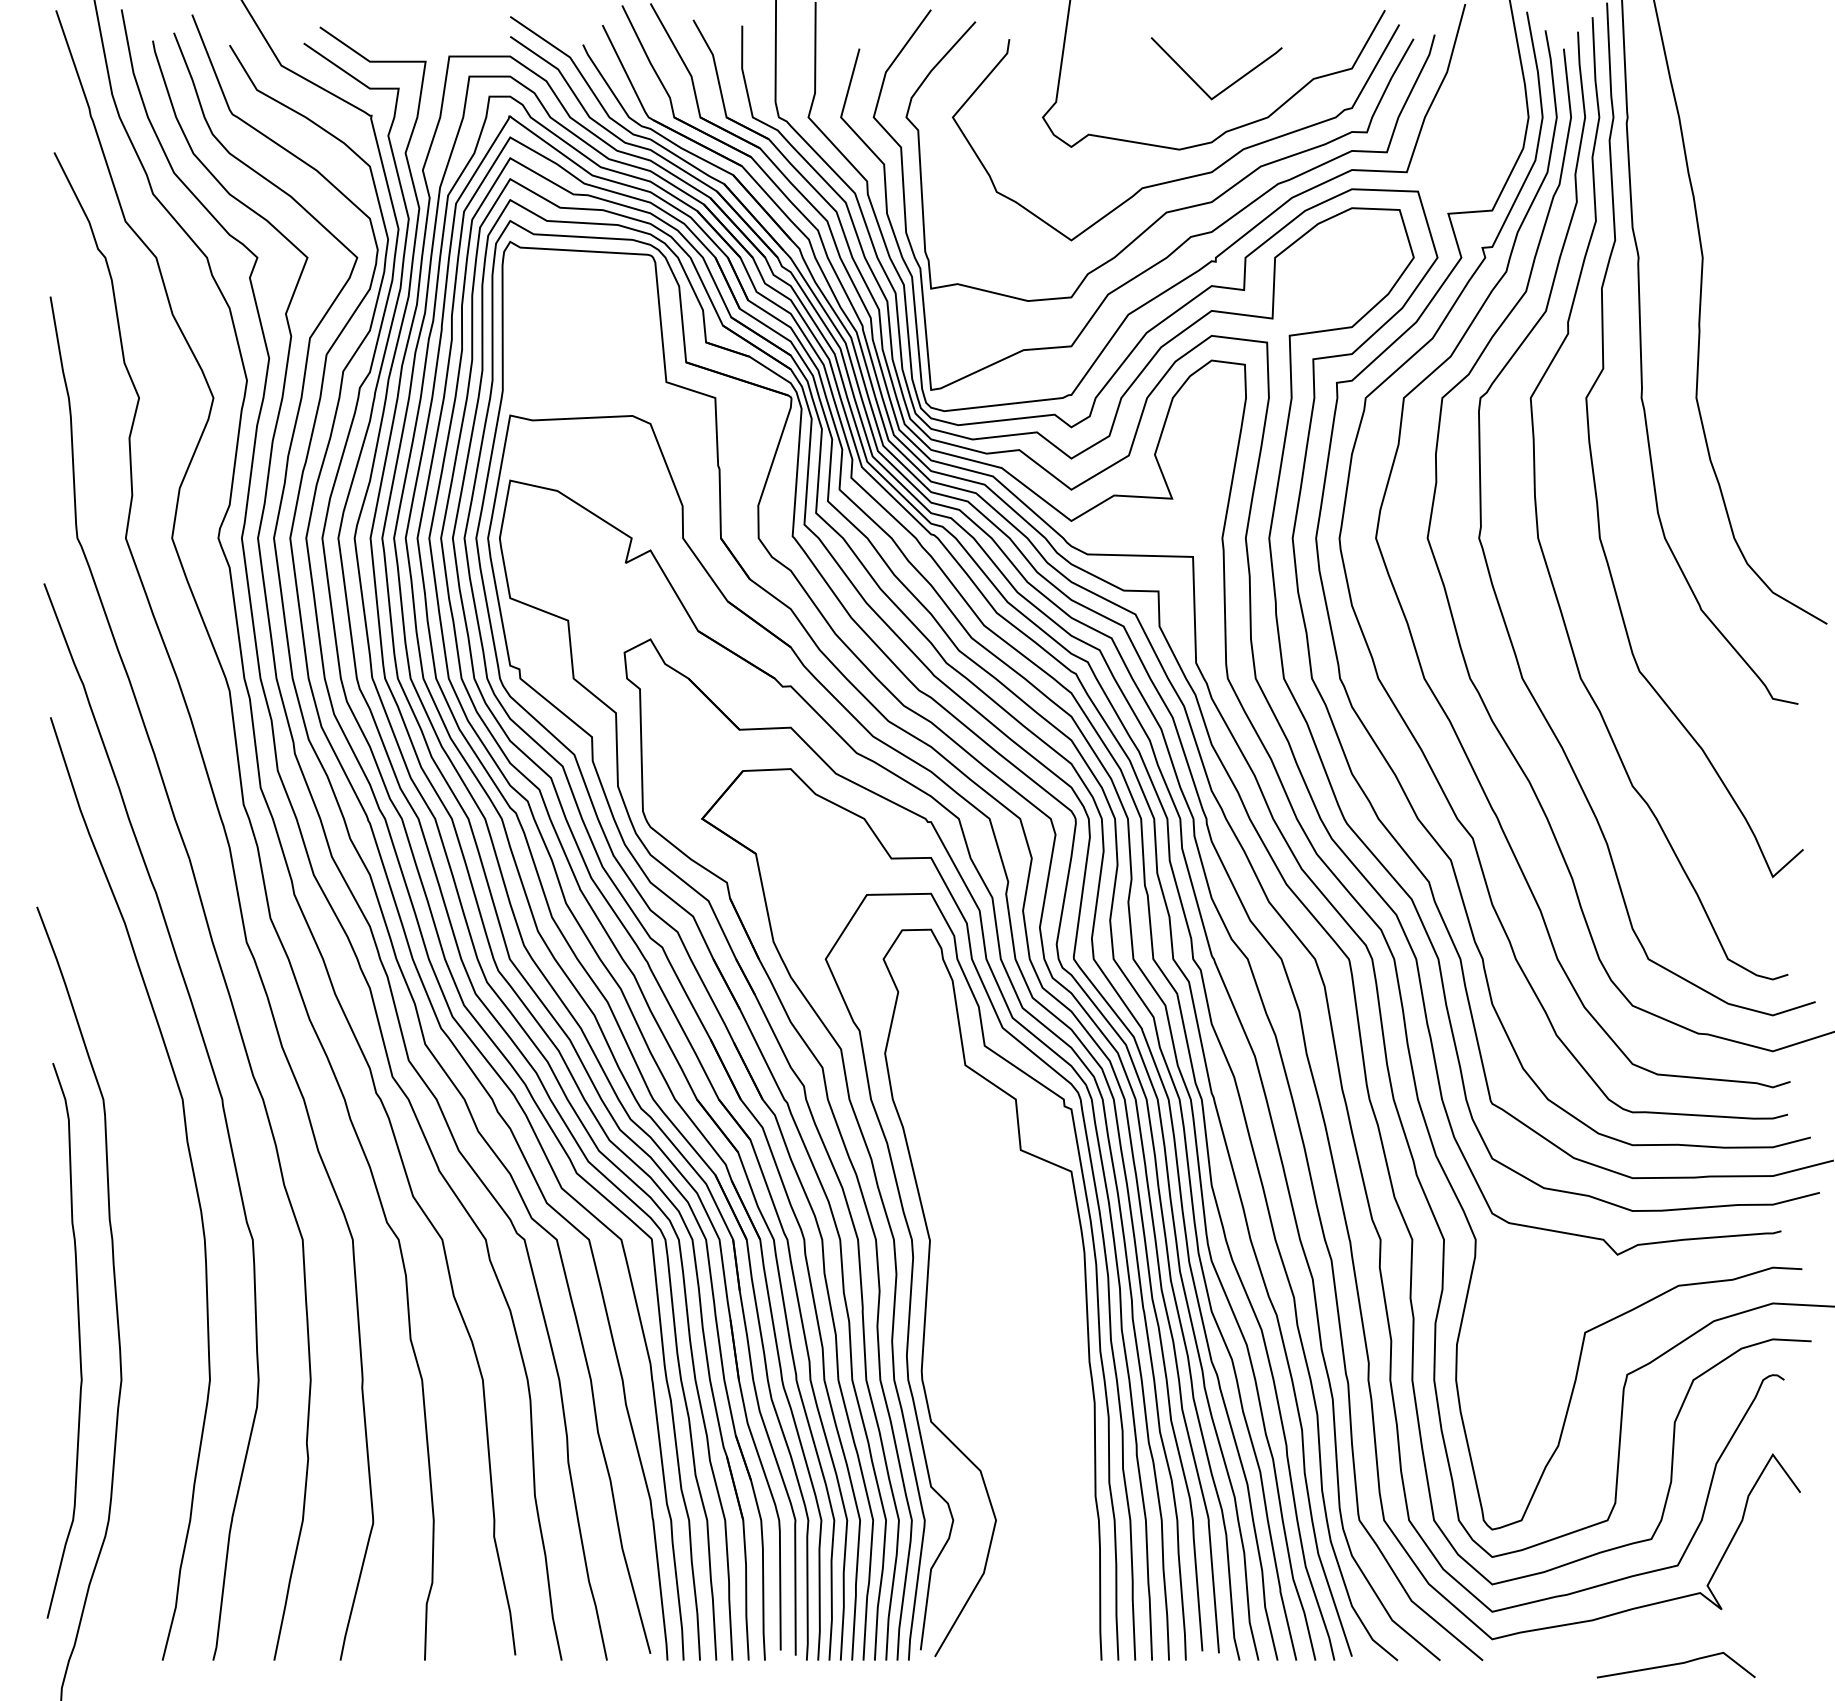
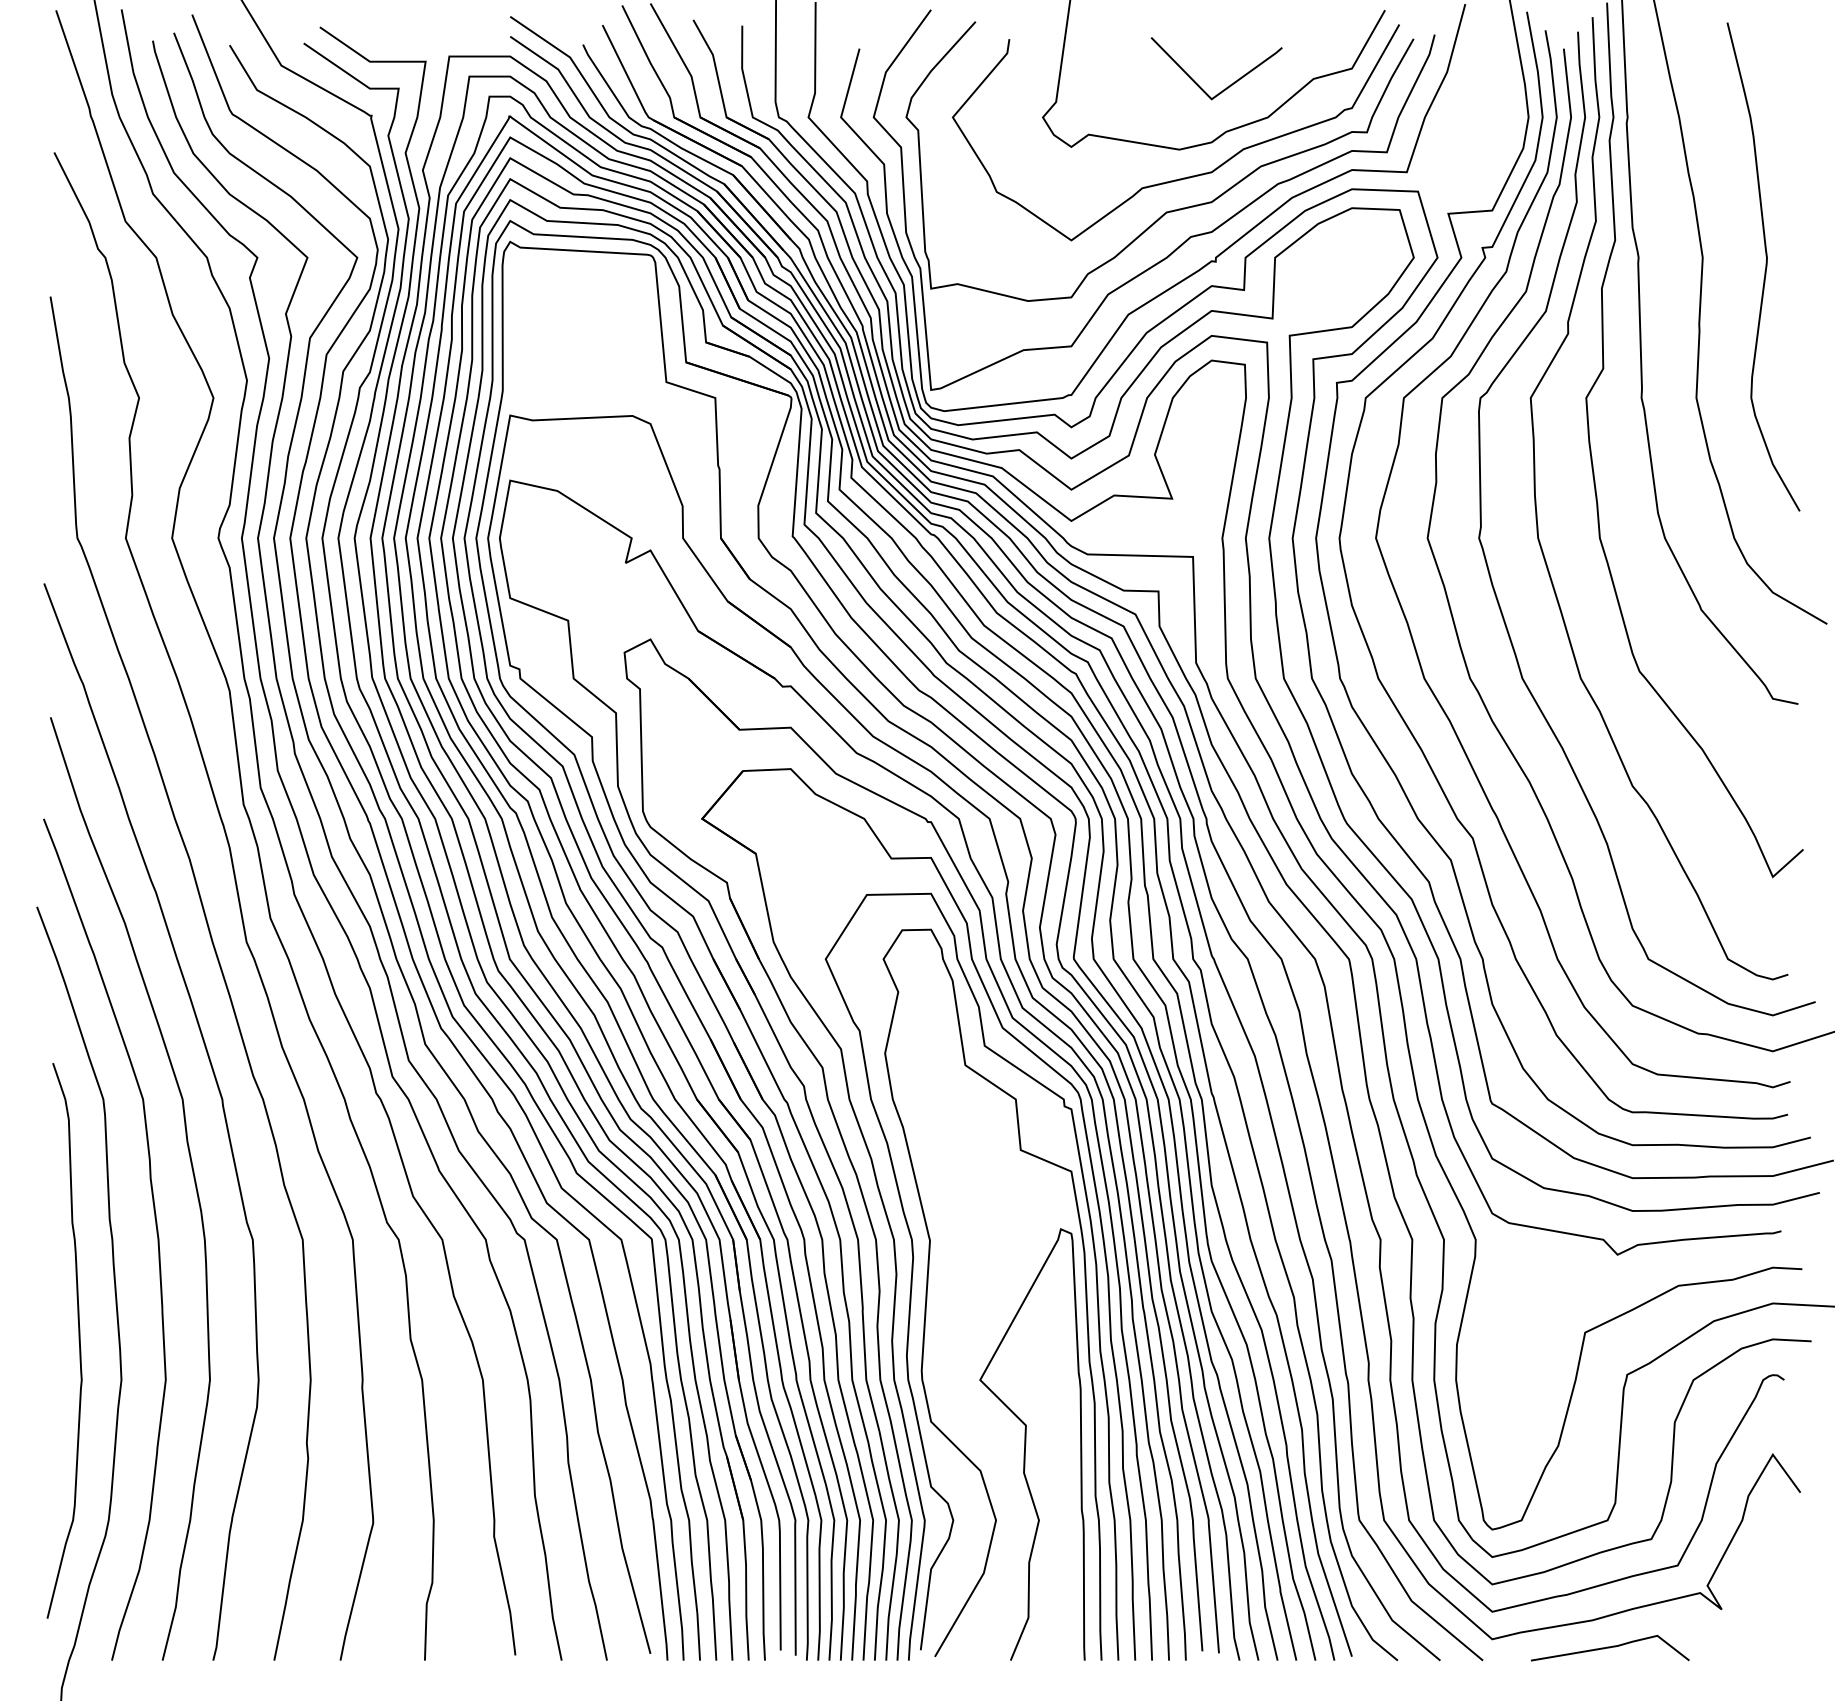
curve: none -> present (1765, 266)
curve: none -> present (156, 1233)
curve: none -> present (1026, 1444)
line position: (1675, 1664) -> (1609, 1647) (1609, 1647)
